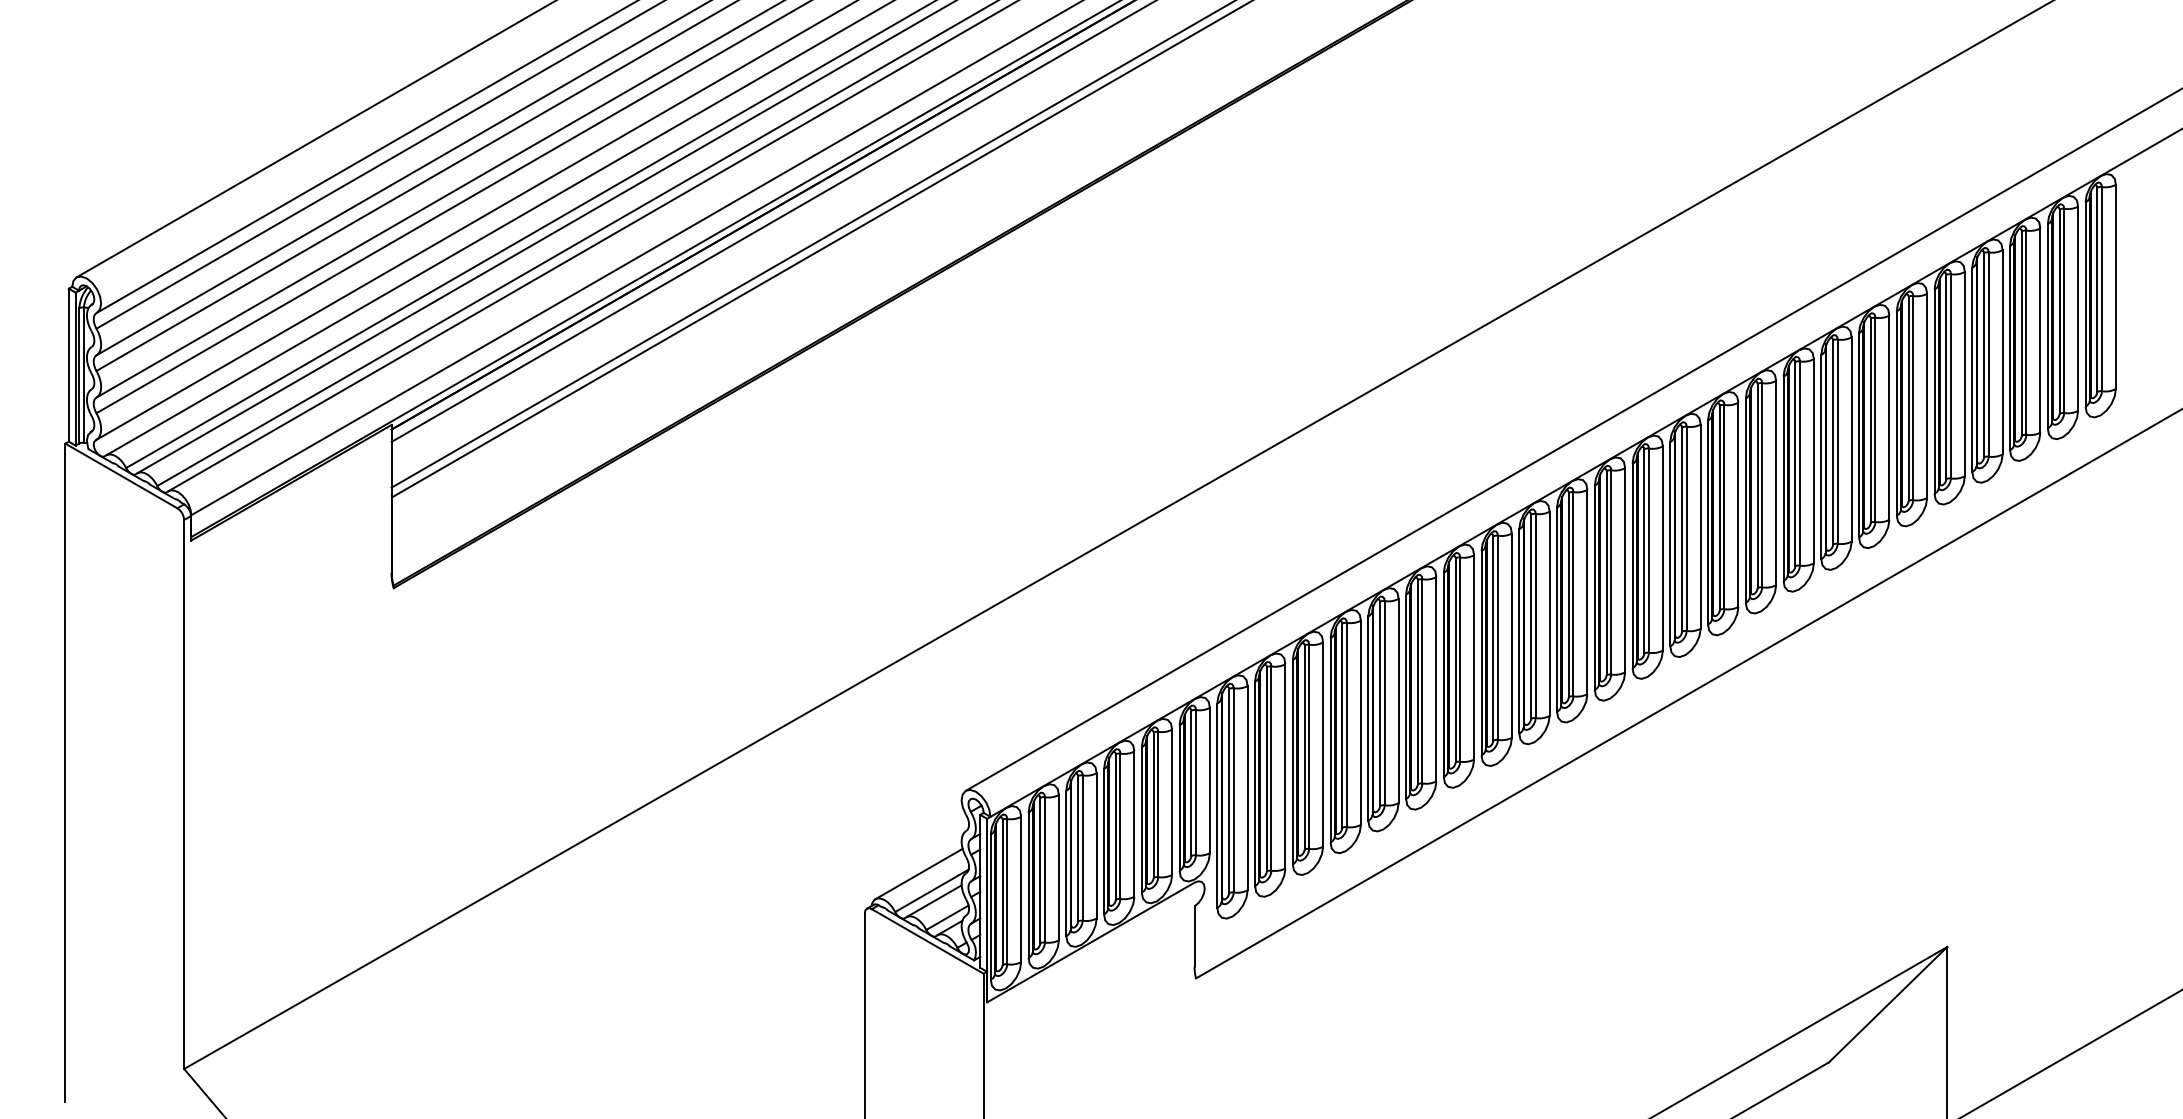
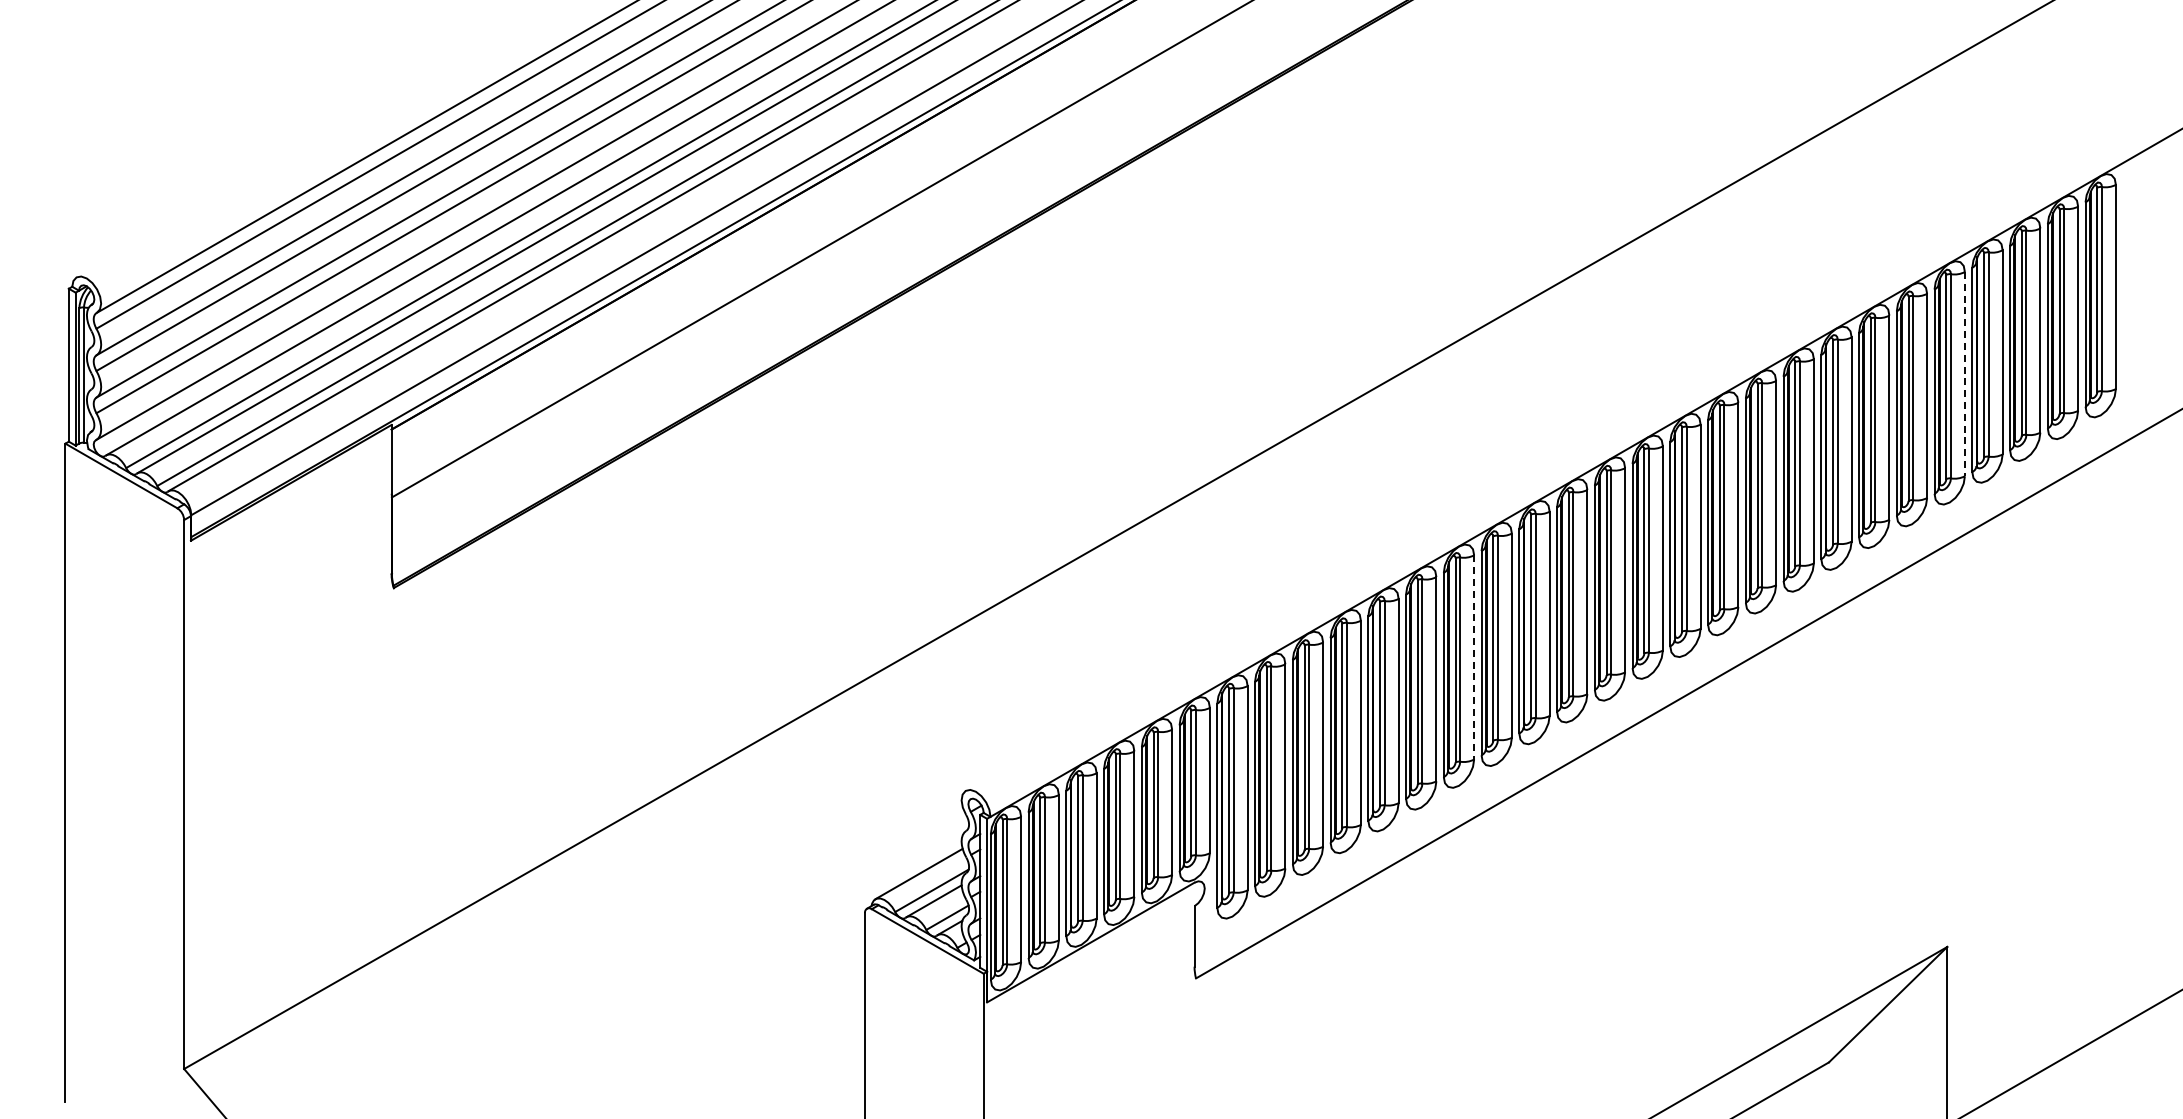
line: present -> none (314, 139)
line: present -> none (772, 221)
line: present -> none (811, 244)
line: solid -> dashed (1964, 374)
line: present -> none (1572, 440)
line: solid -> dashed (1474, 657)
